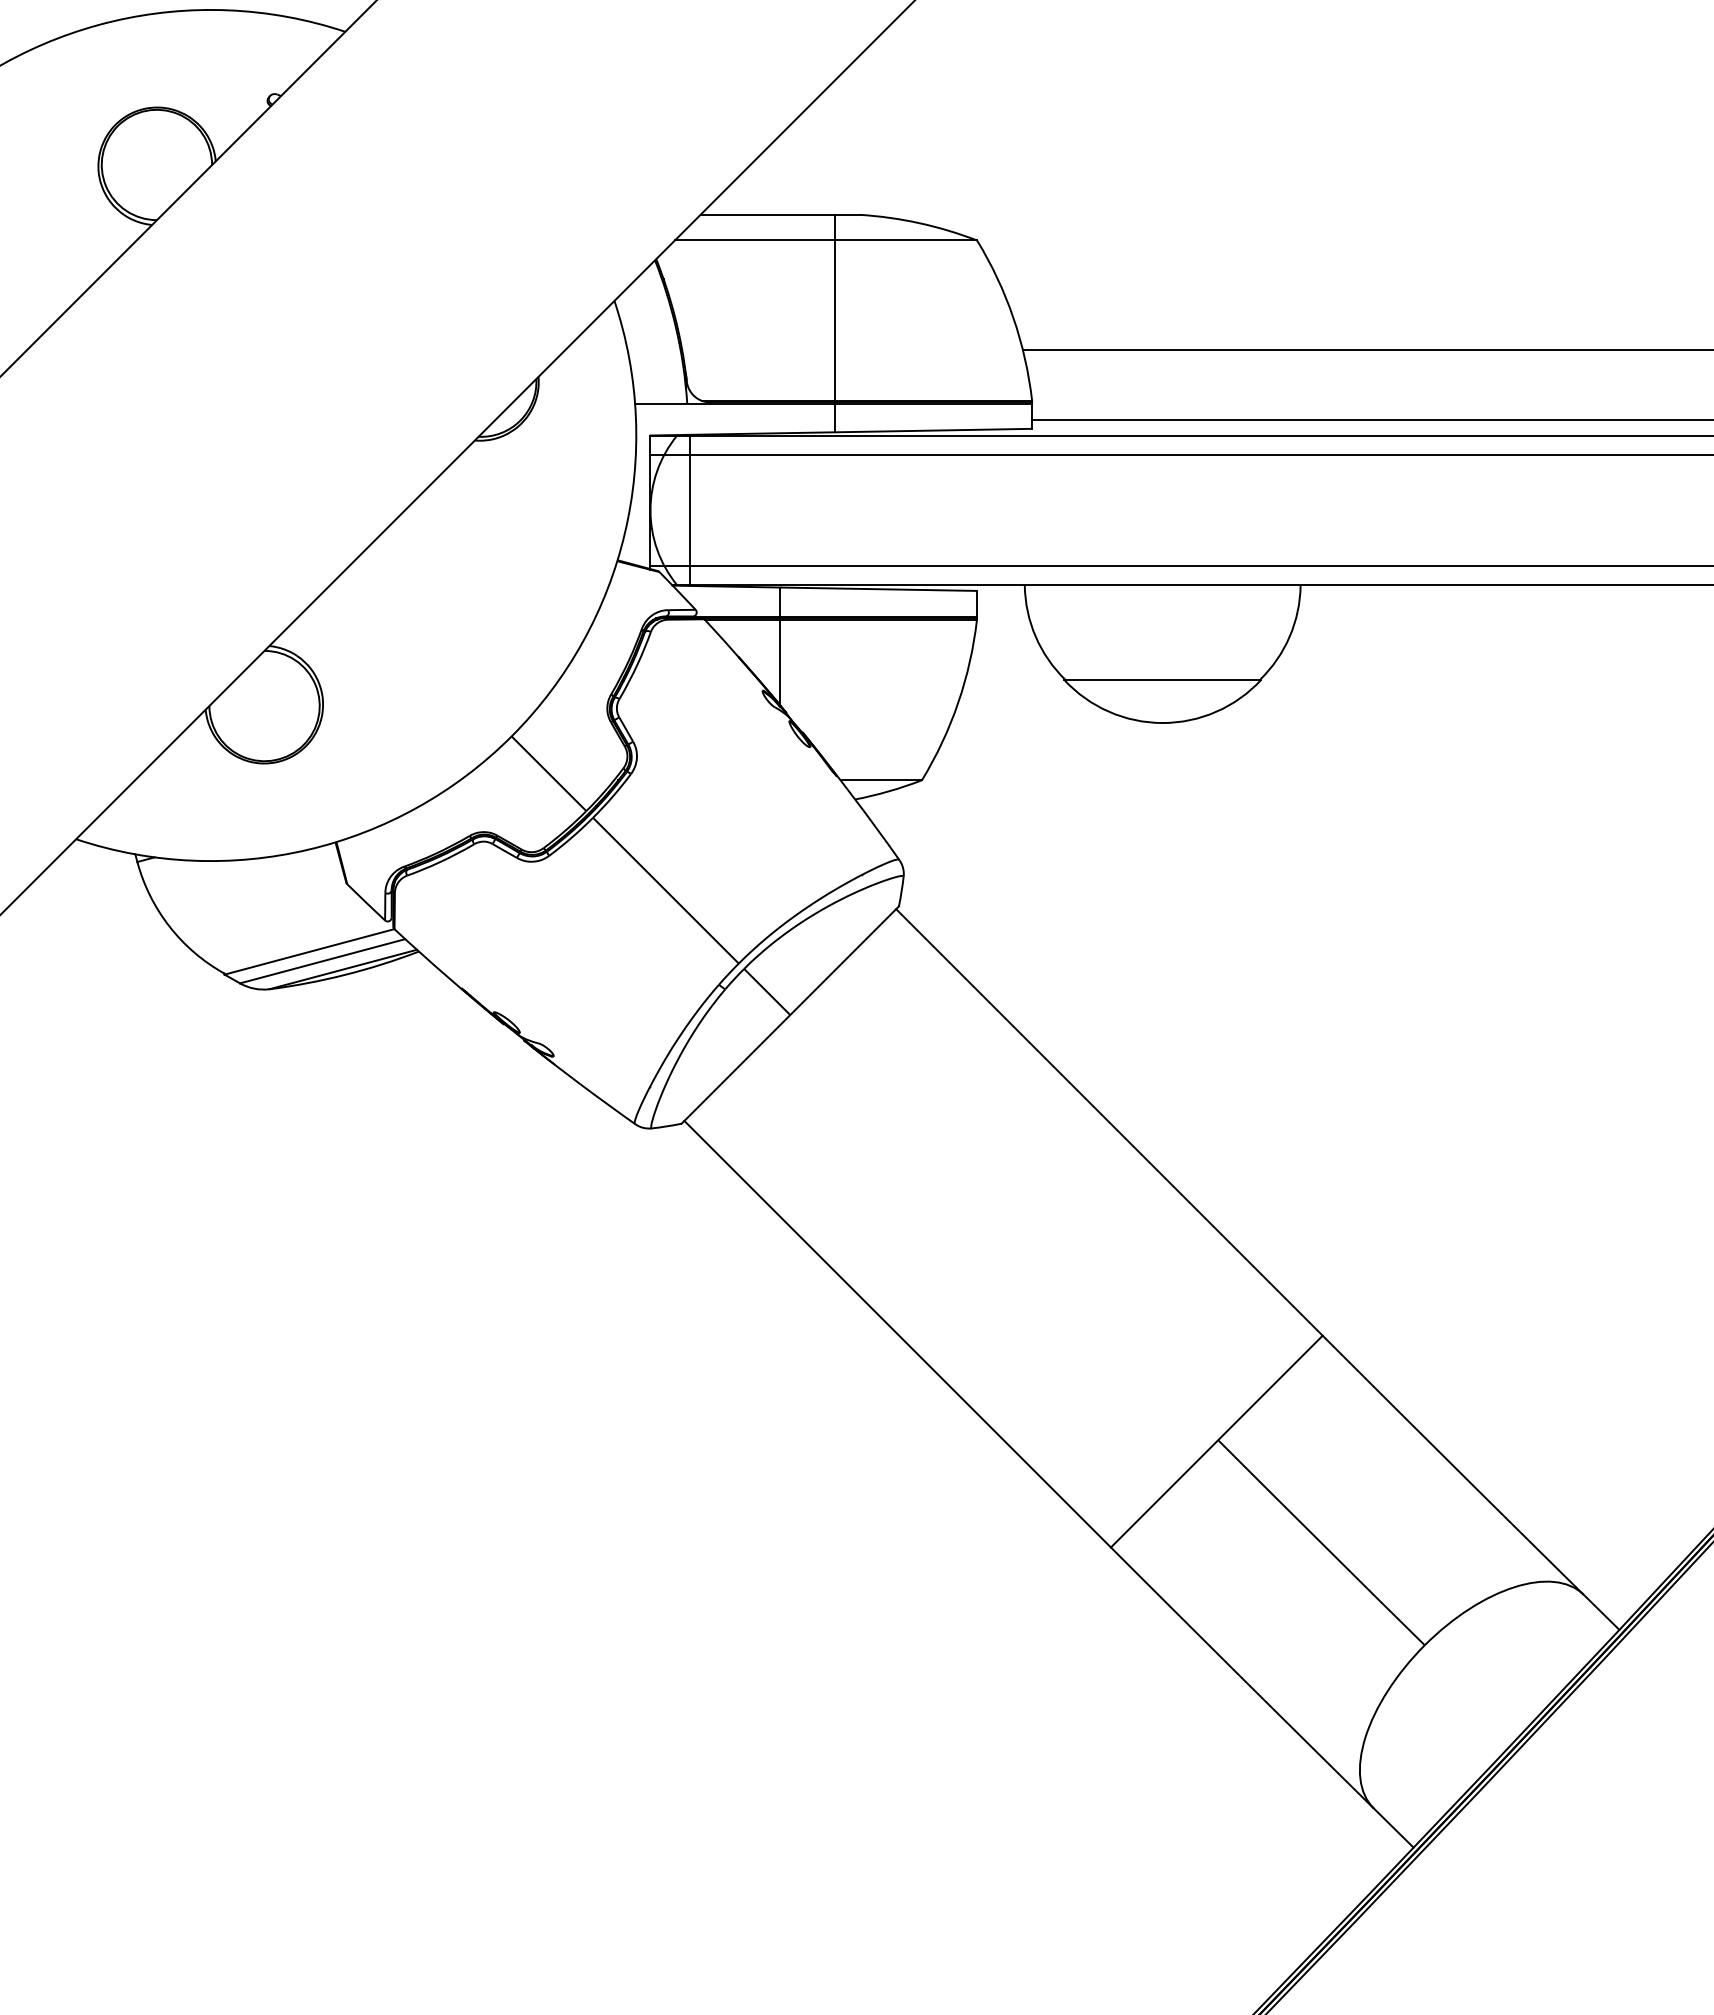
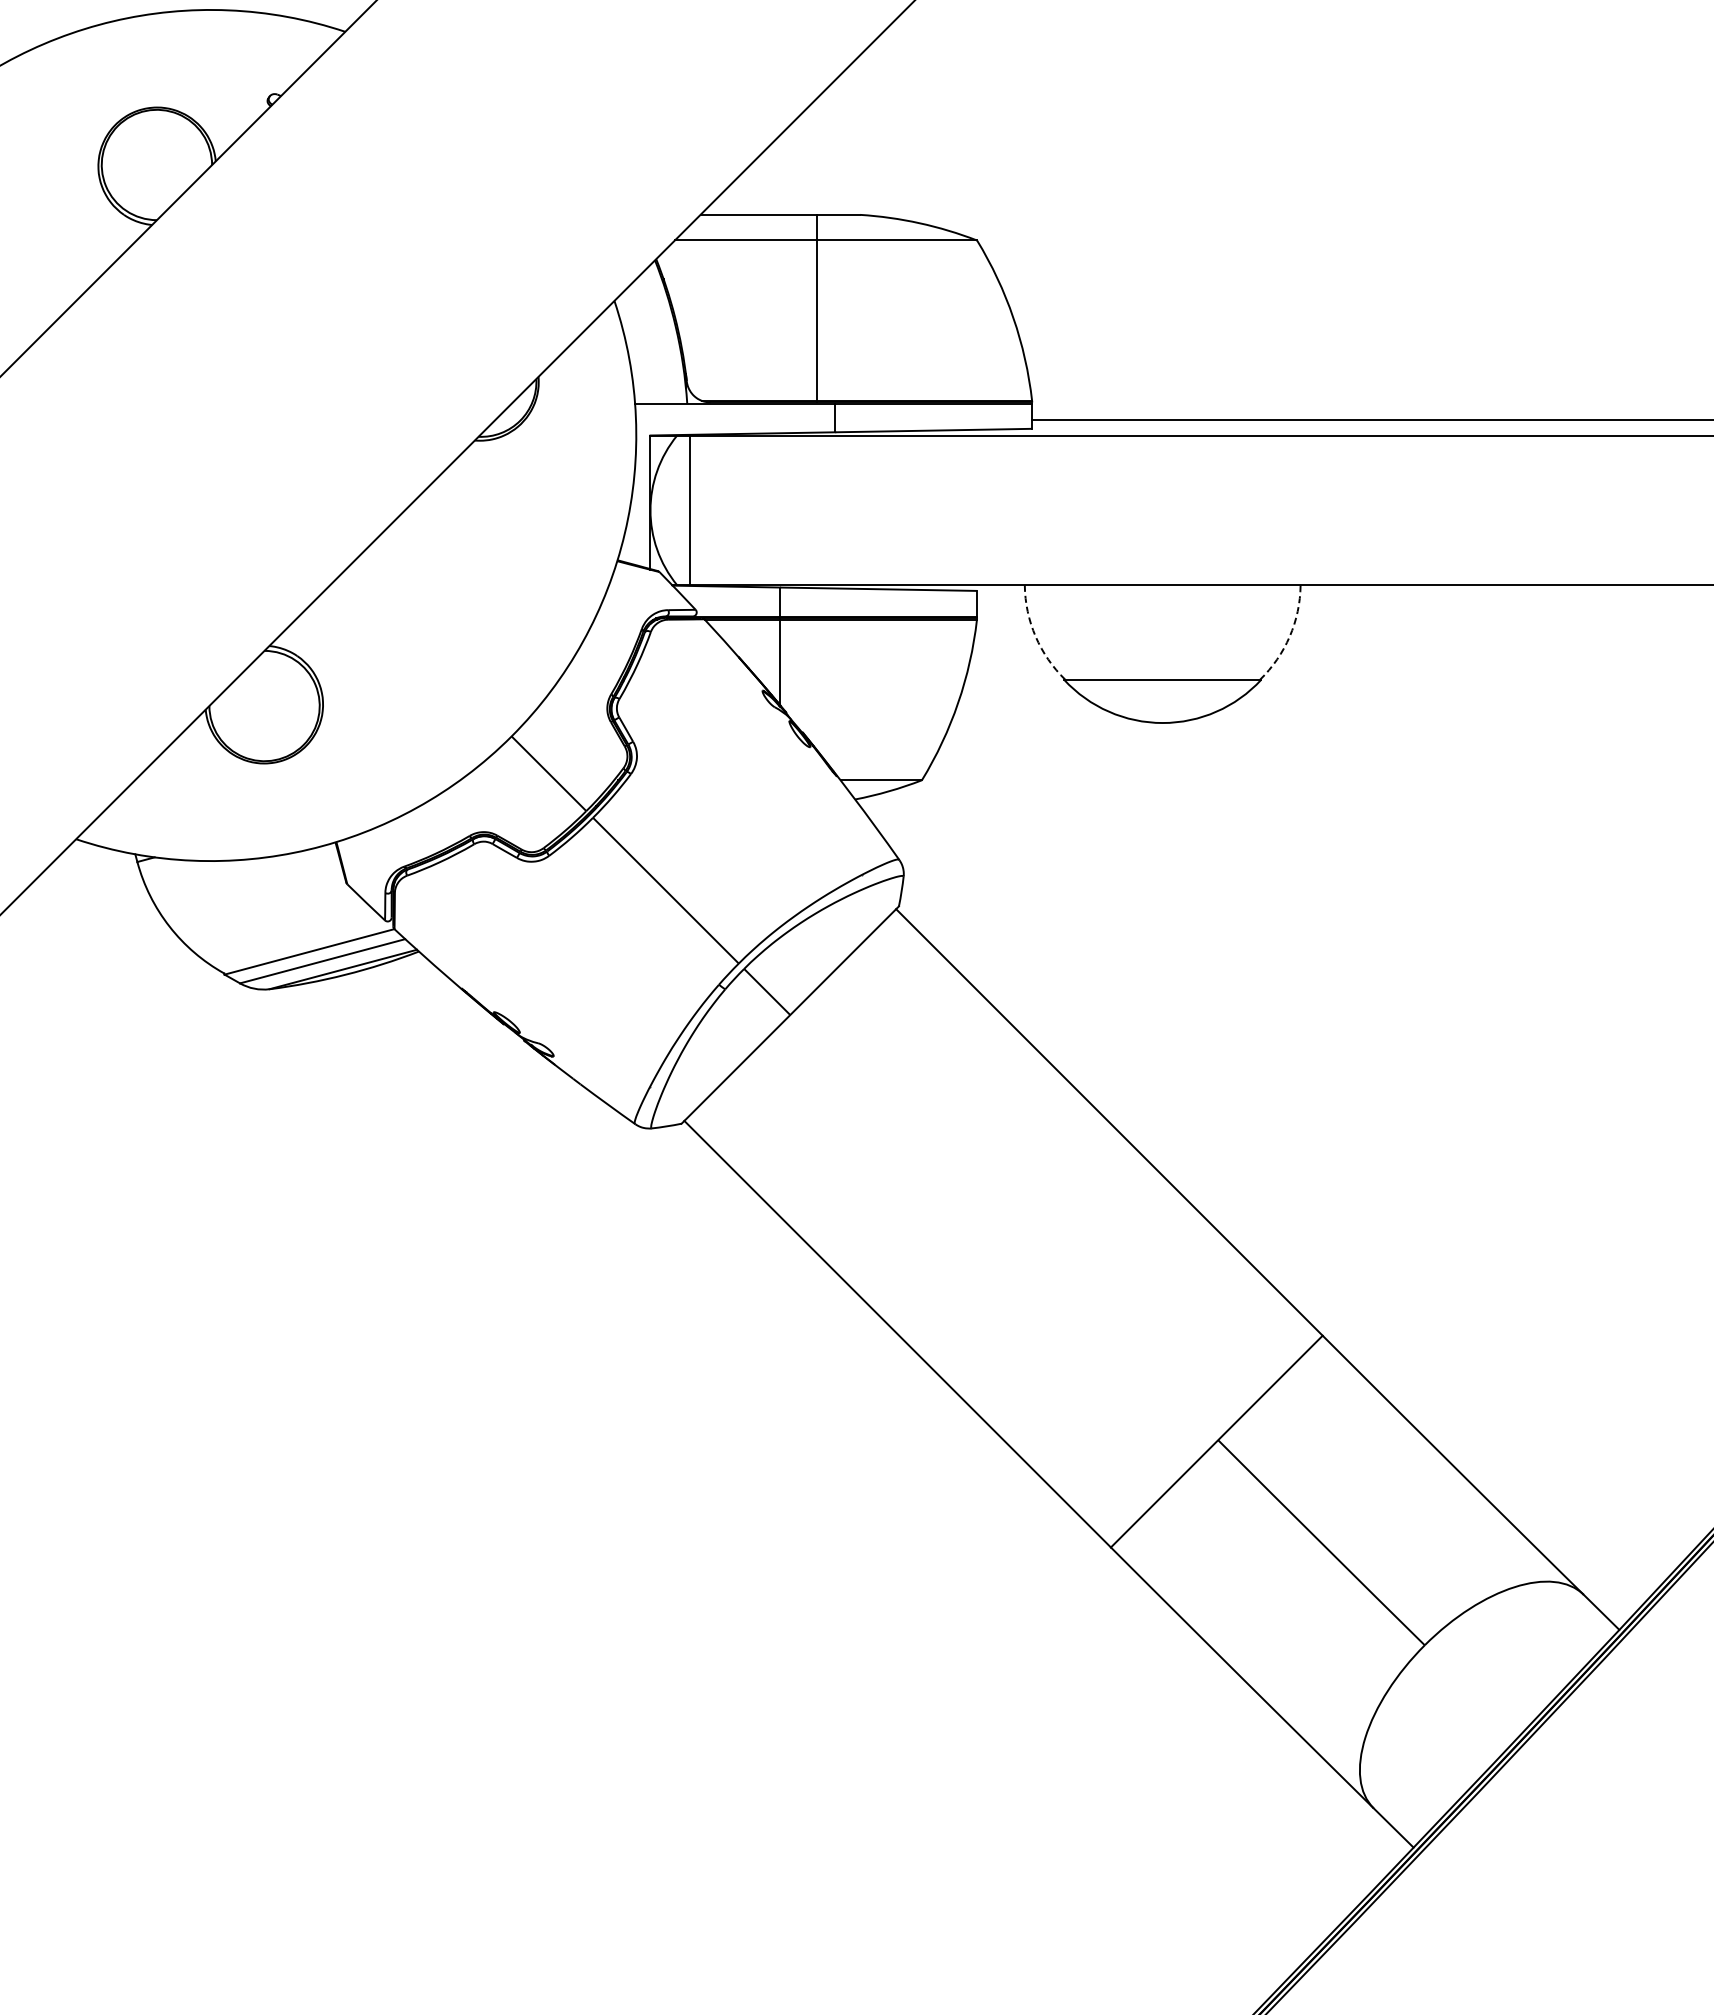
line position: (835, 308) -> (817, 308) (817, 308)
line: present -> none (1366, 349)
line: present -> none (1180, 455)
line: present -> none (1180, 565)
arc: solid -> dashed (1035, 636)
arc: solid -> dashed (1289, 636)
